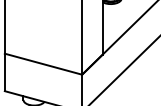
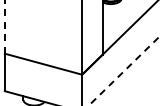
line: solid -> dashed (4, 26)
line: solid -> dashed (124, 70)
